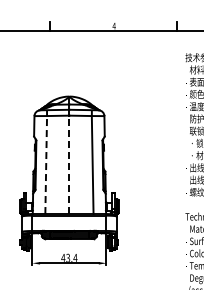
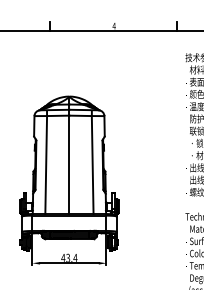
line: dashed -> solid (46, 164)
line: dashed -> solid (69, 164)
